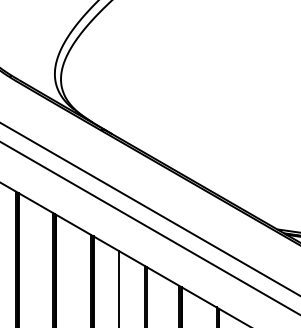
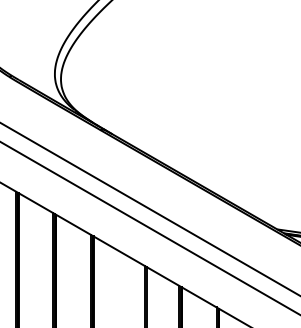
line: present -> none (119, 287)
